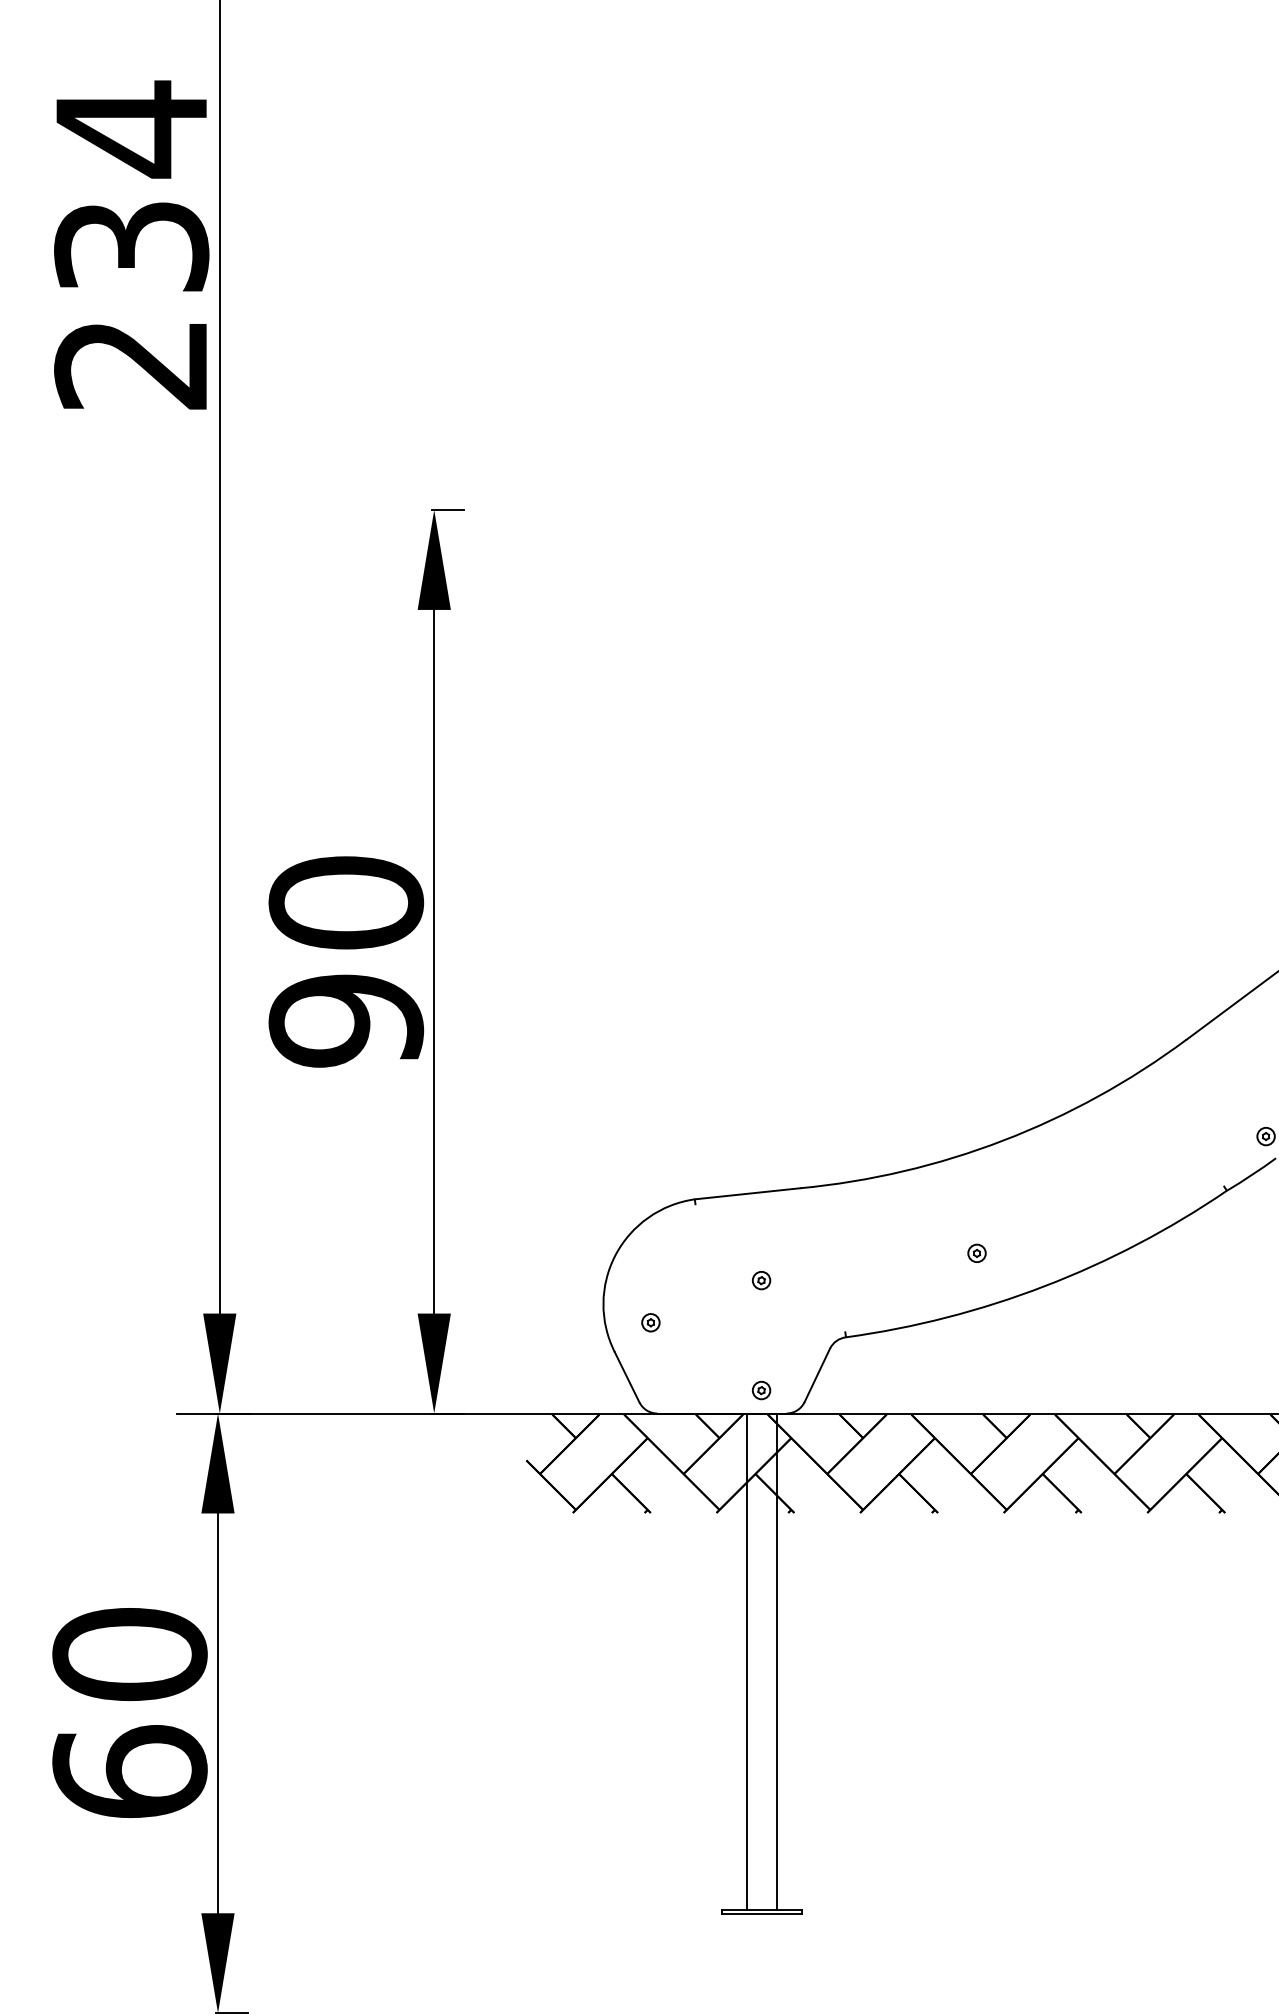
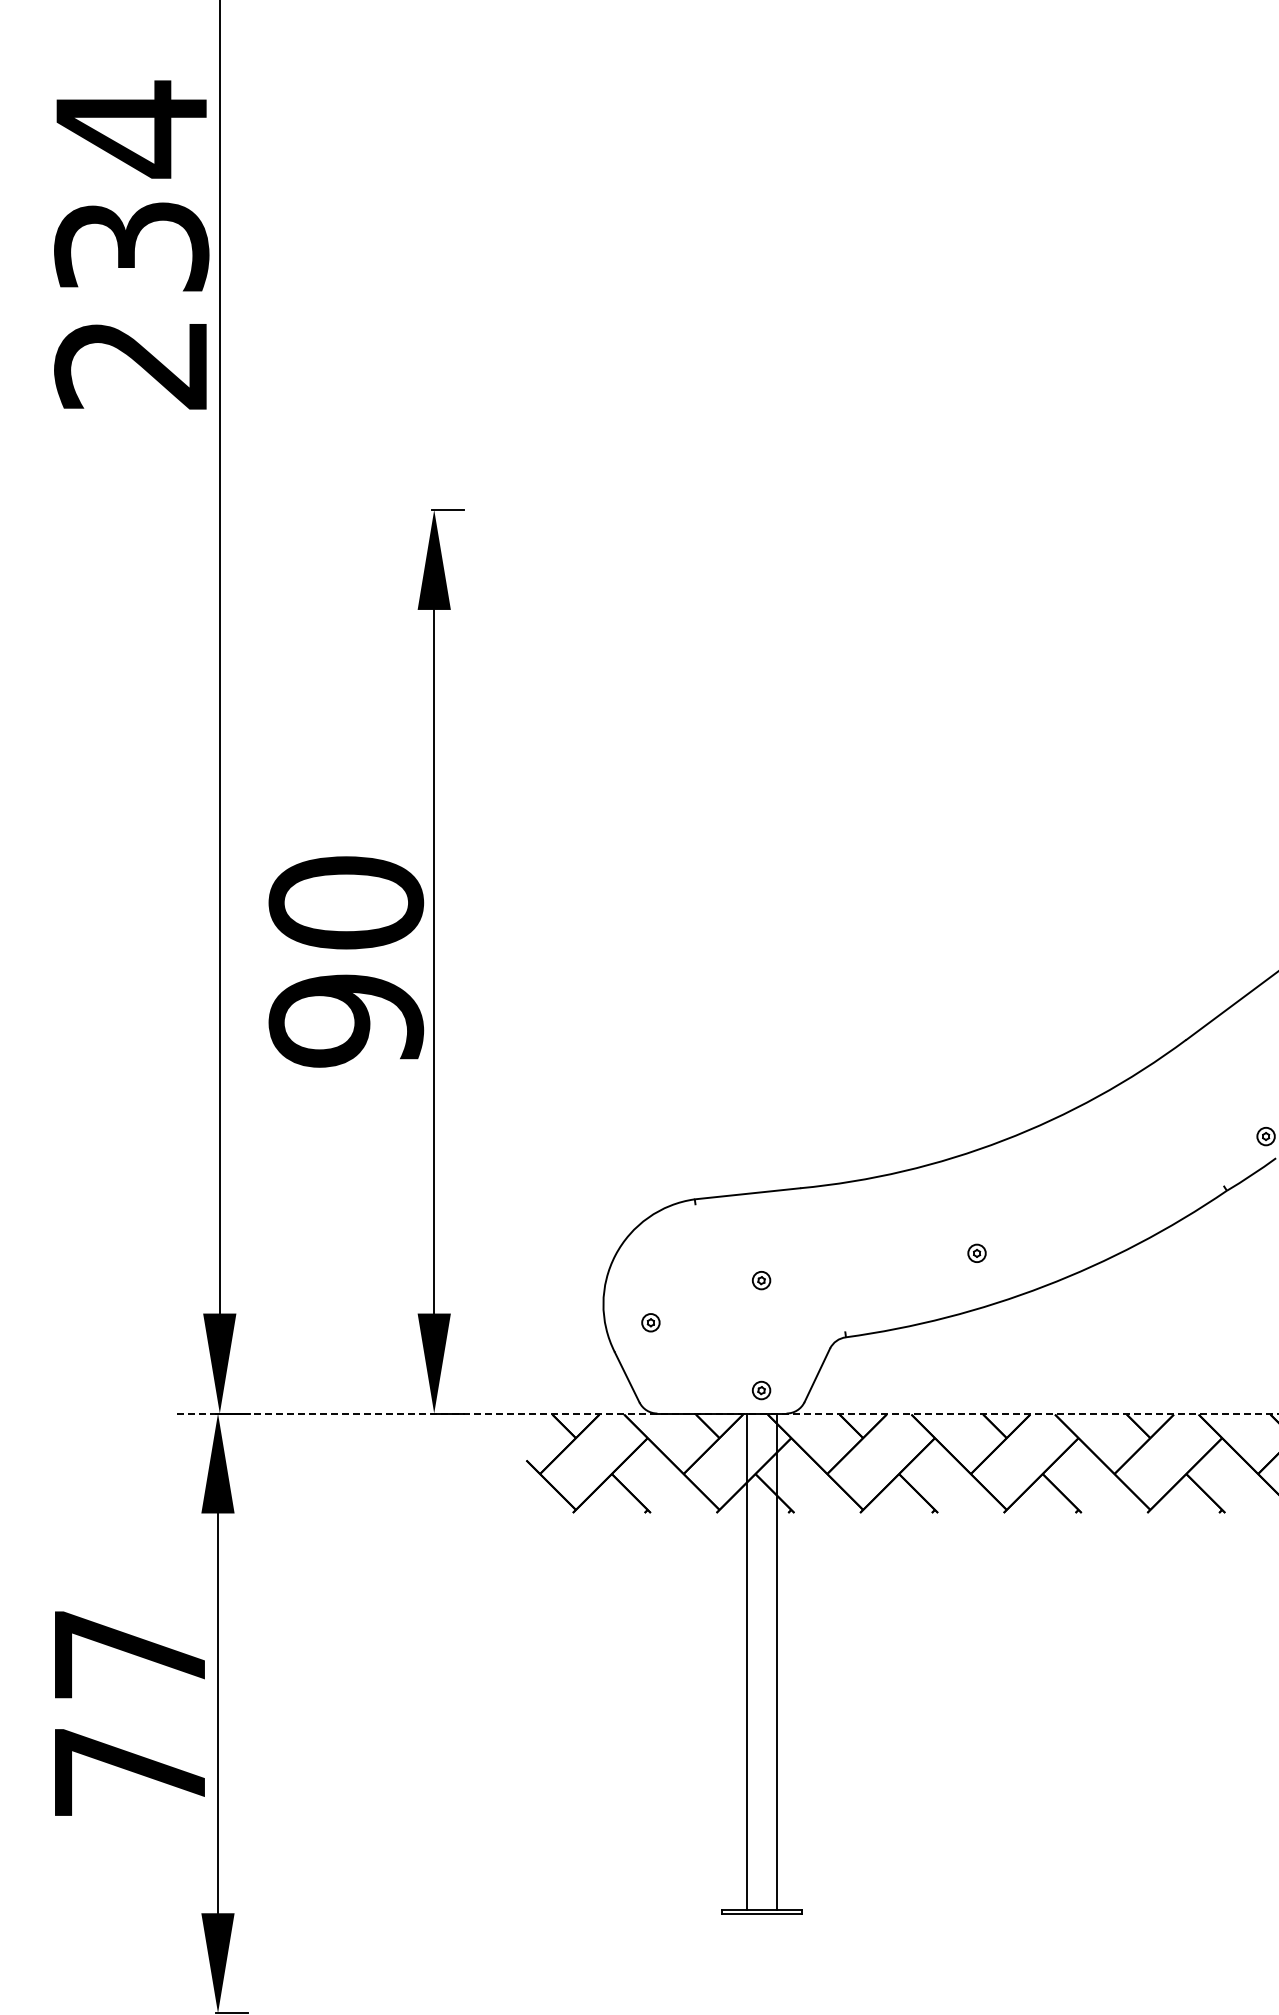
line: solid -> dashed (727, 1413)
text: 60 -> 77 (129, 1713)
